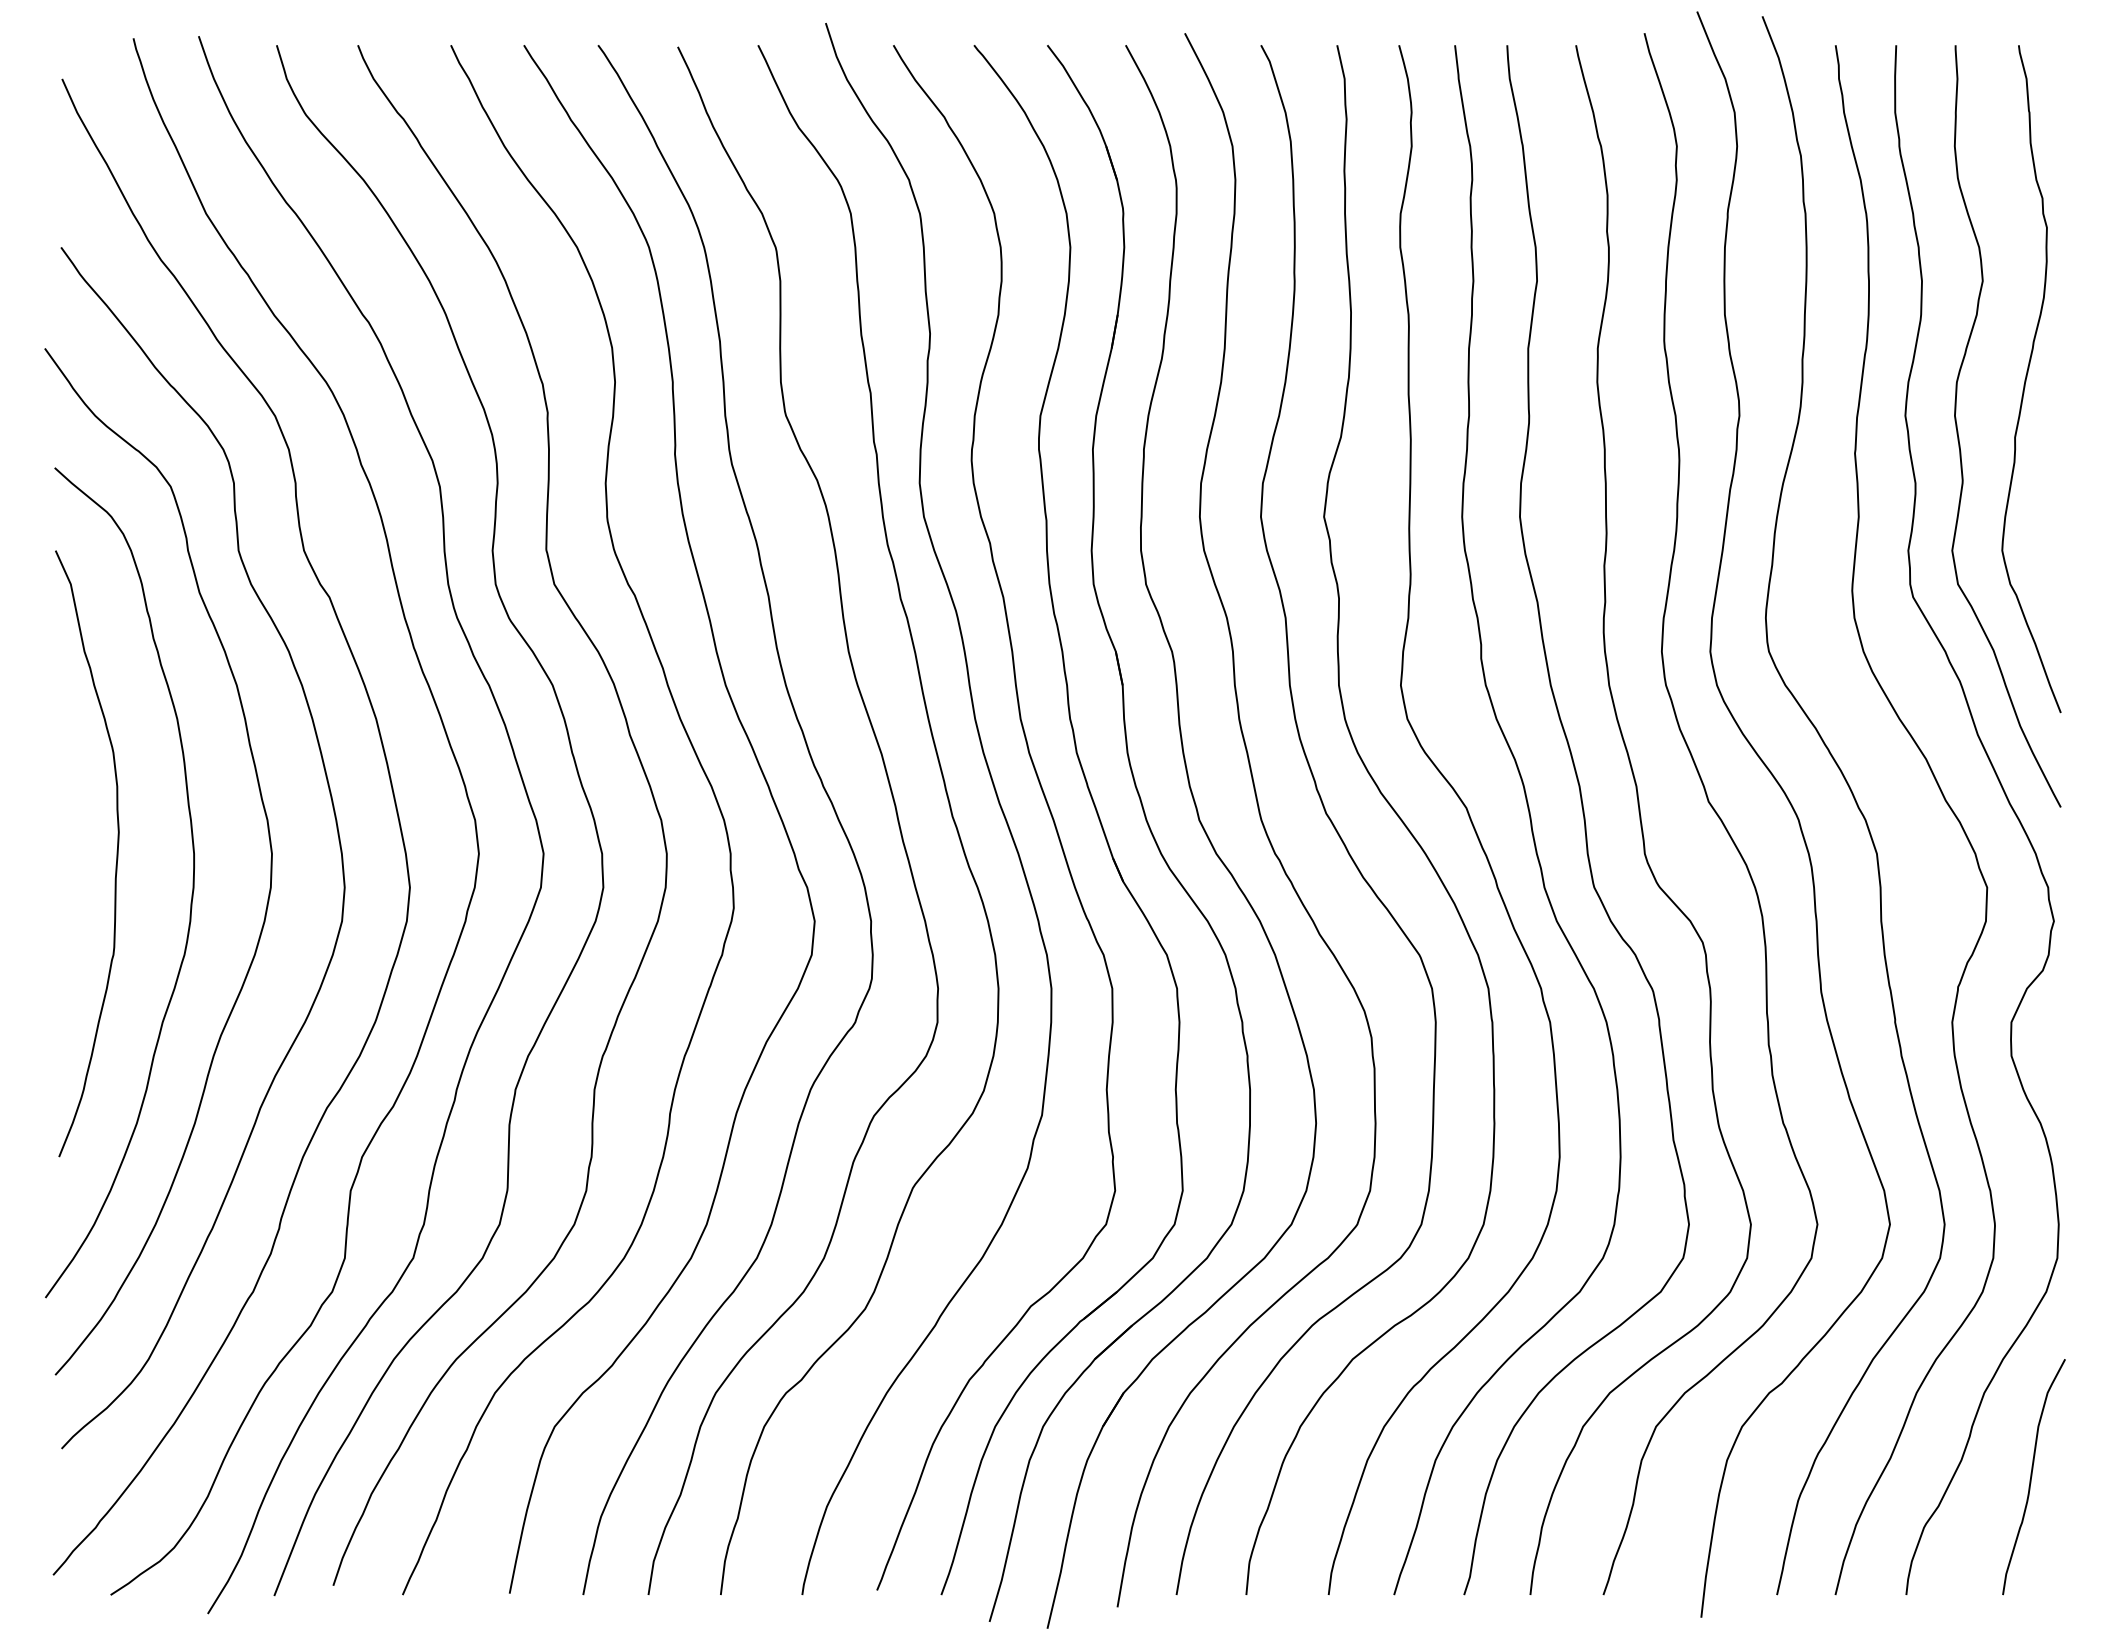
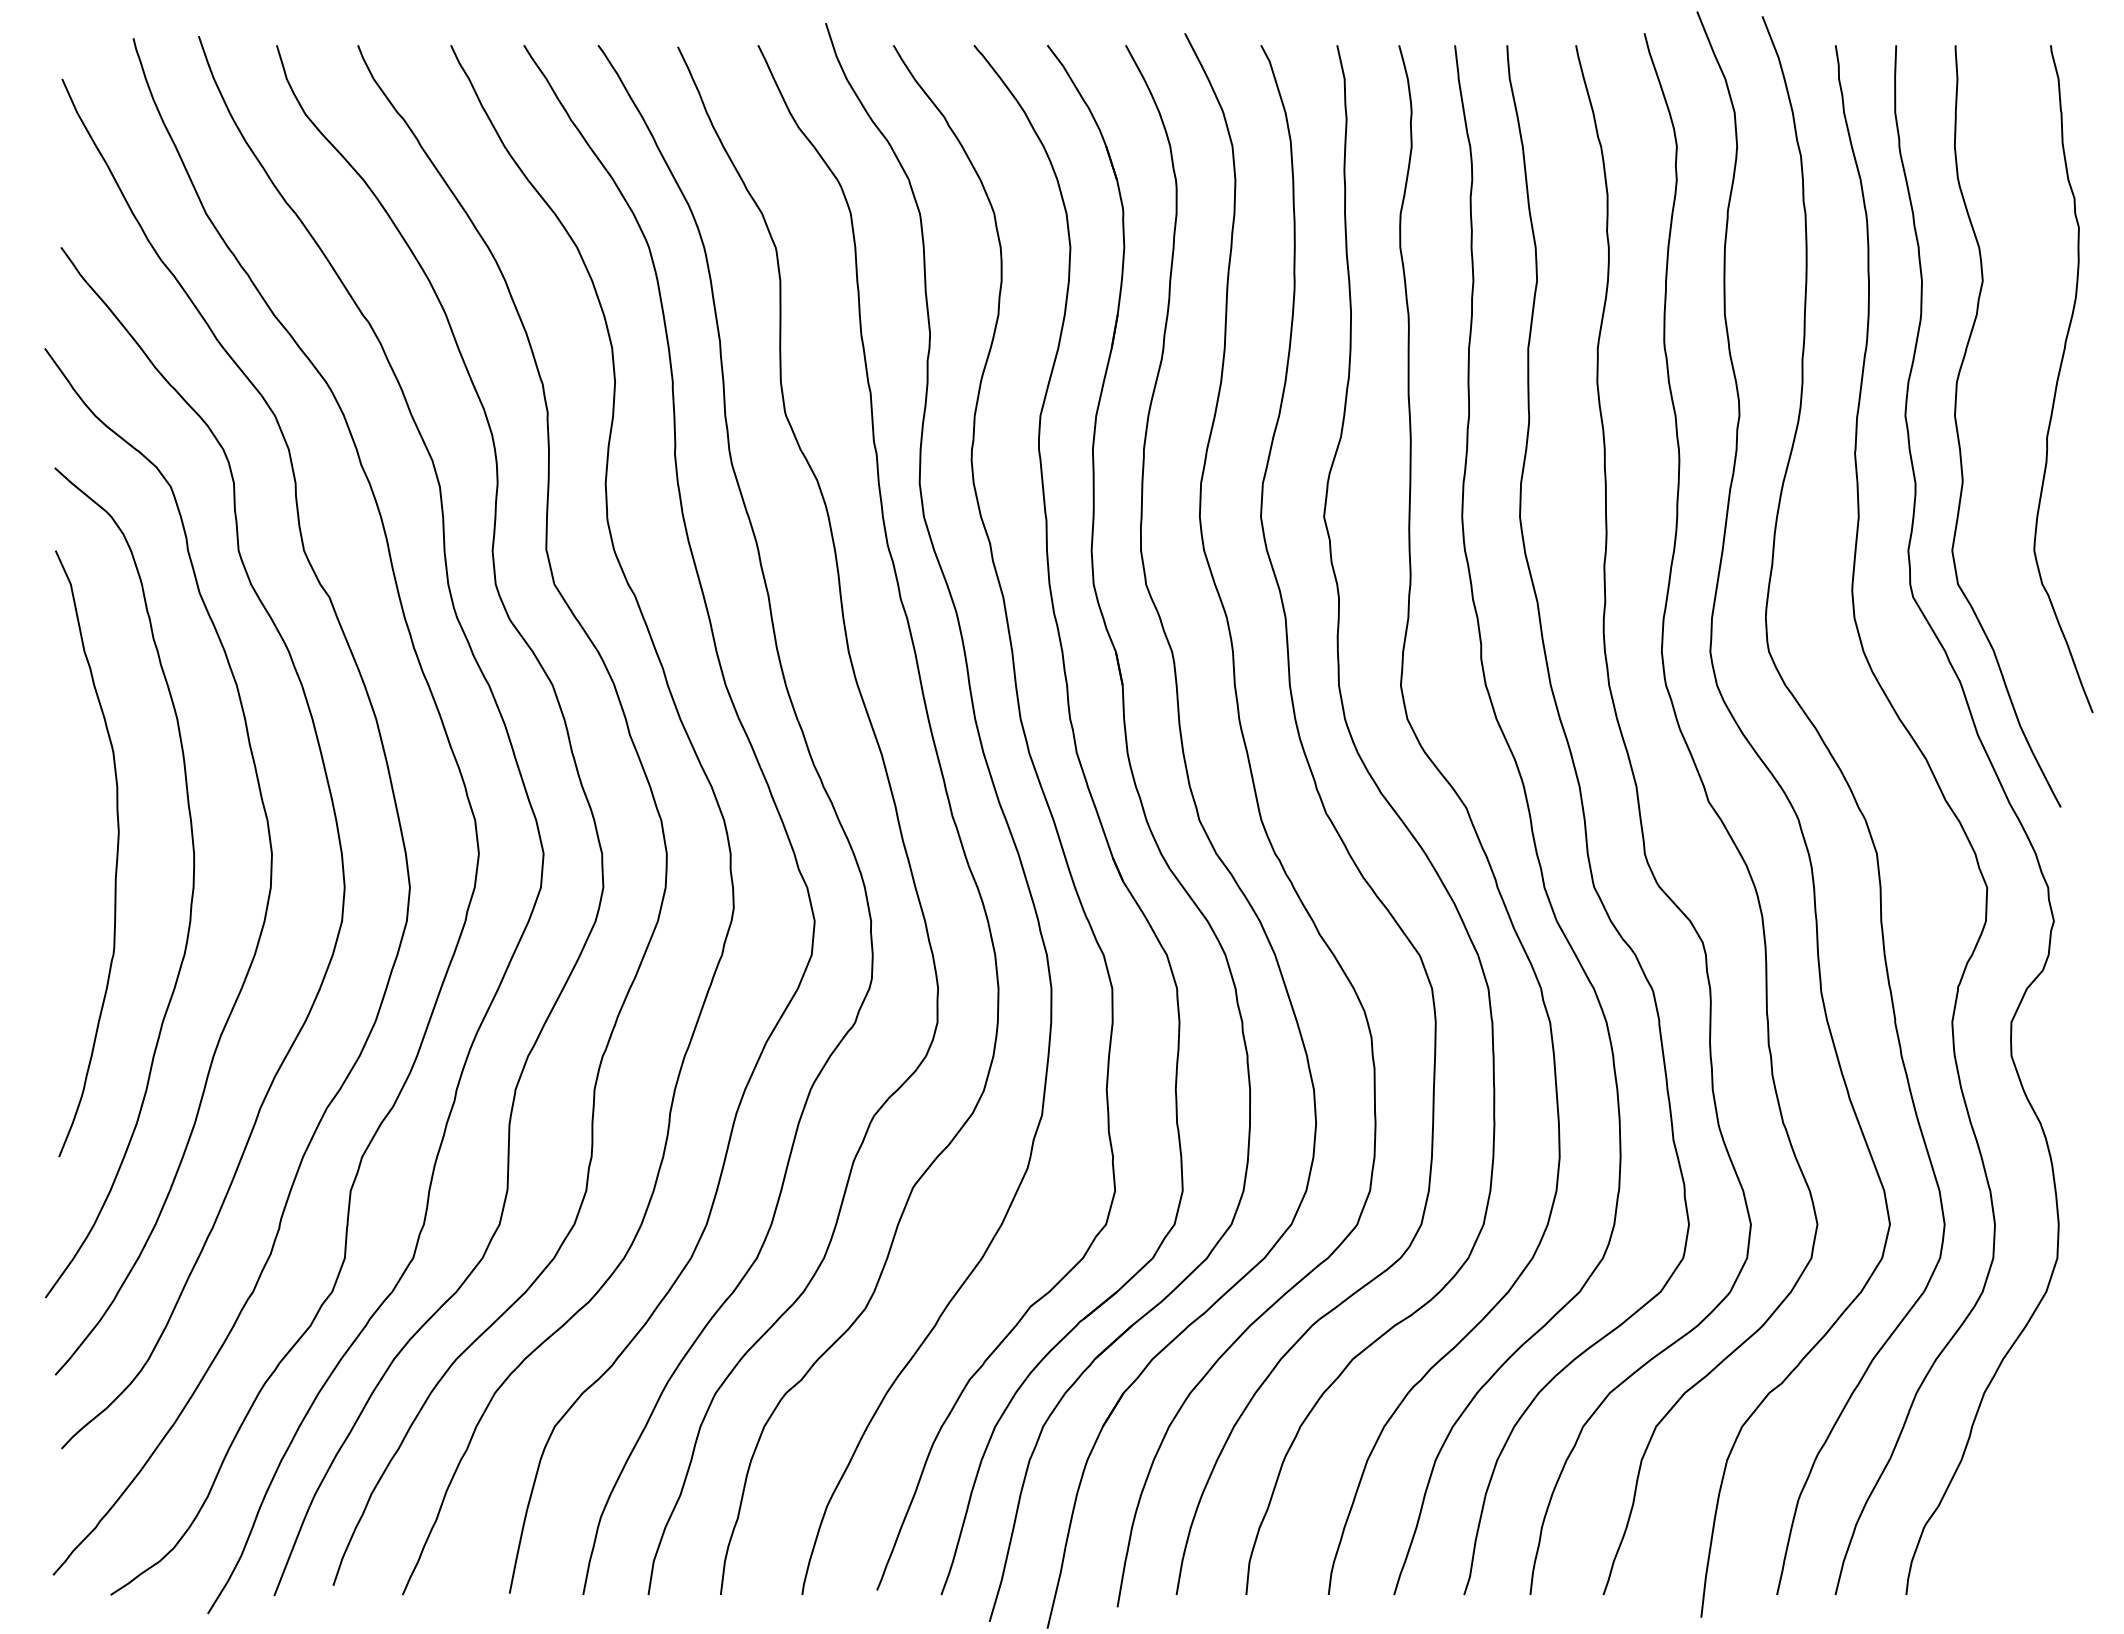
curve position: (2027, 377) -> (2059, 377) (2059, 377)
curve: present -> none (2032, 1476)
